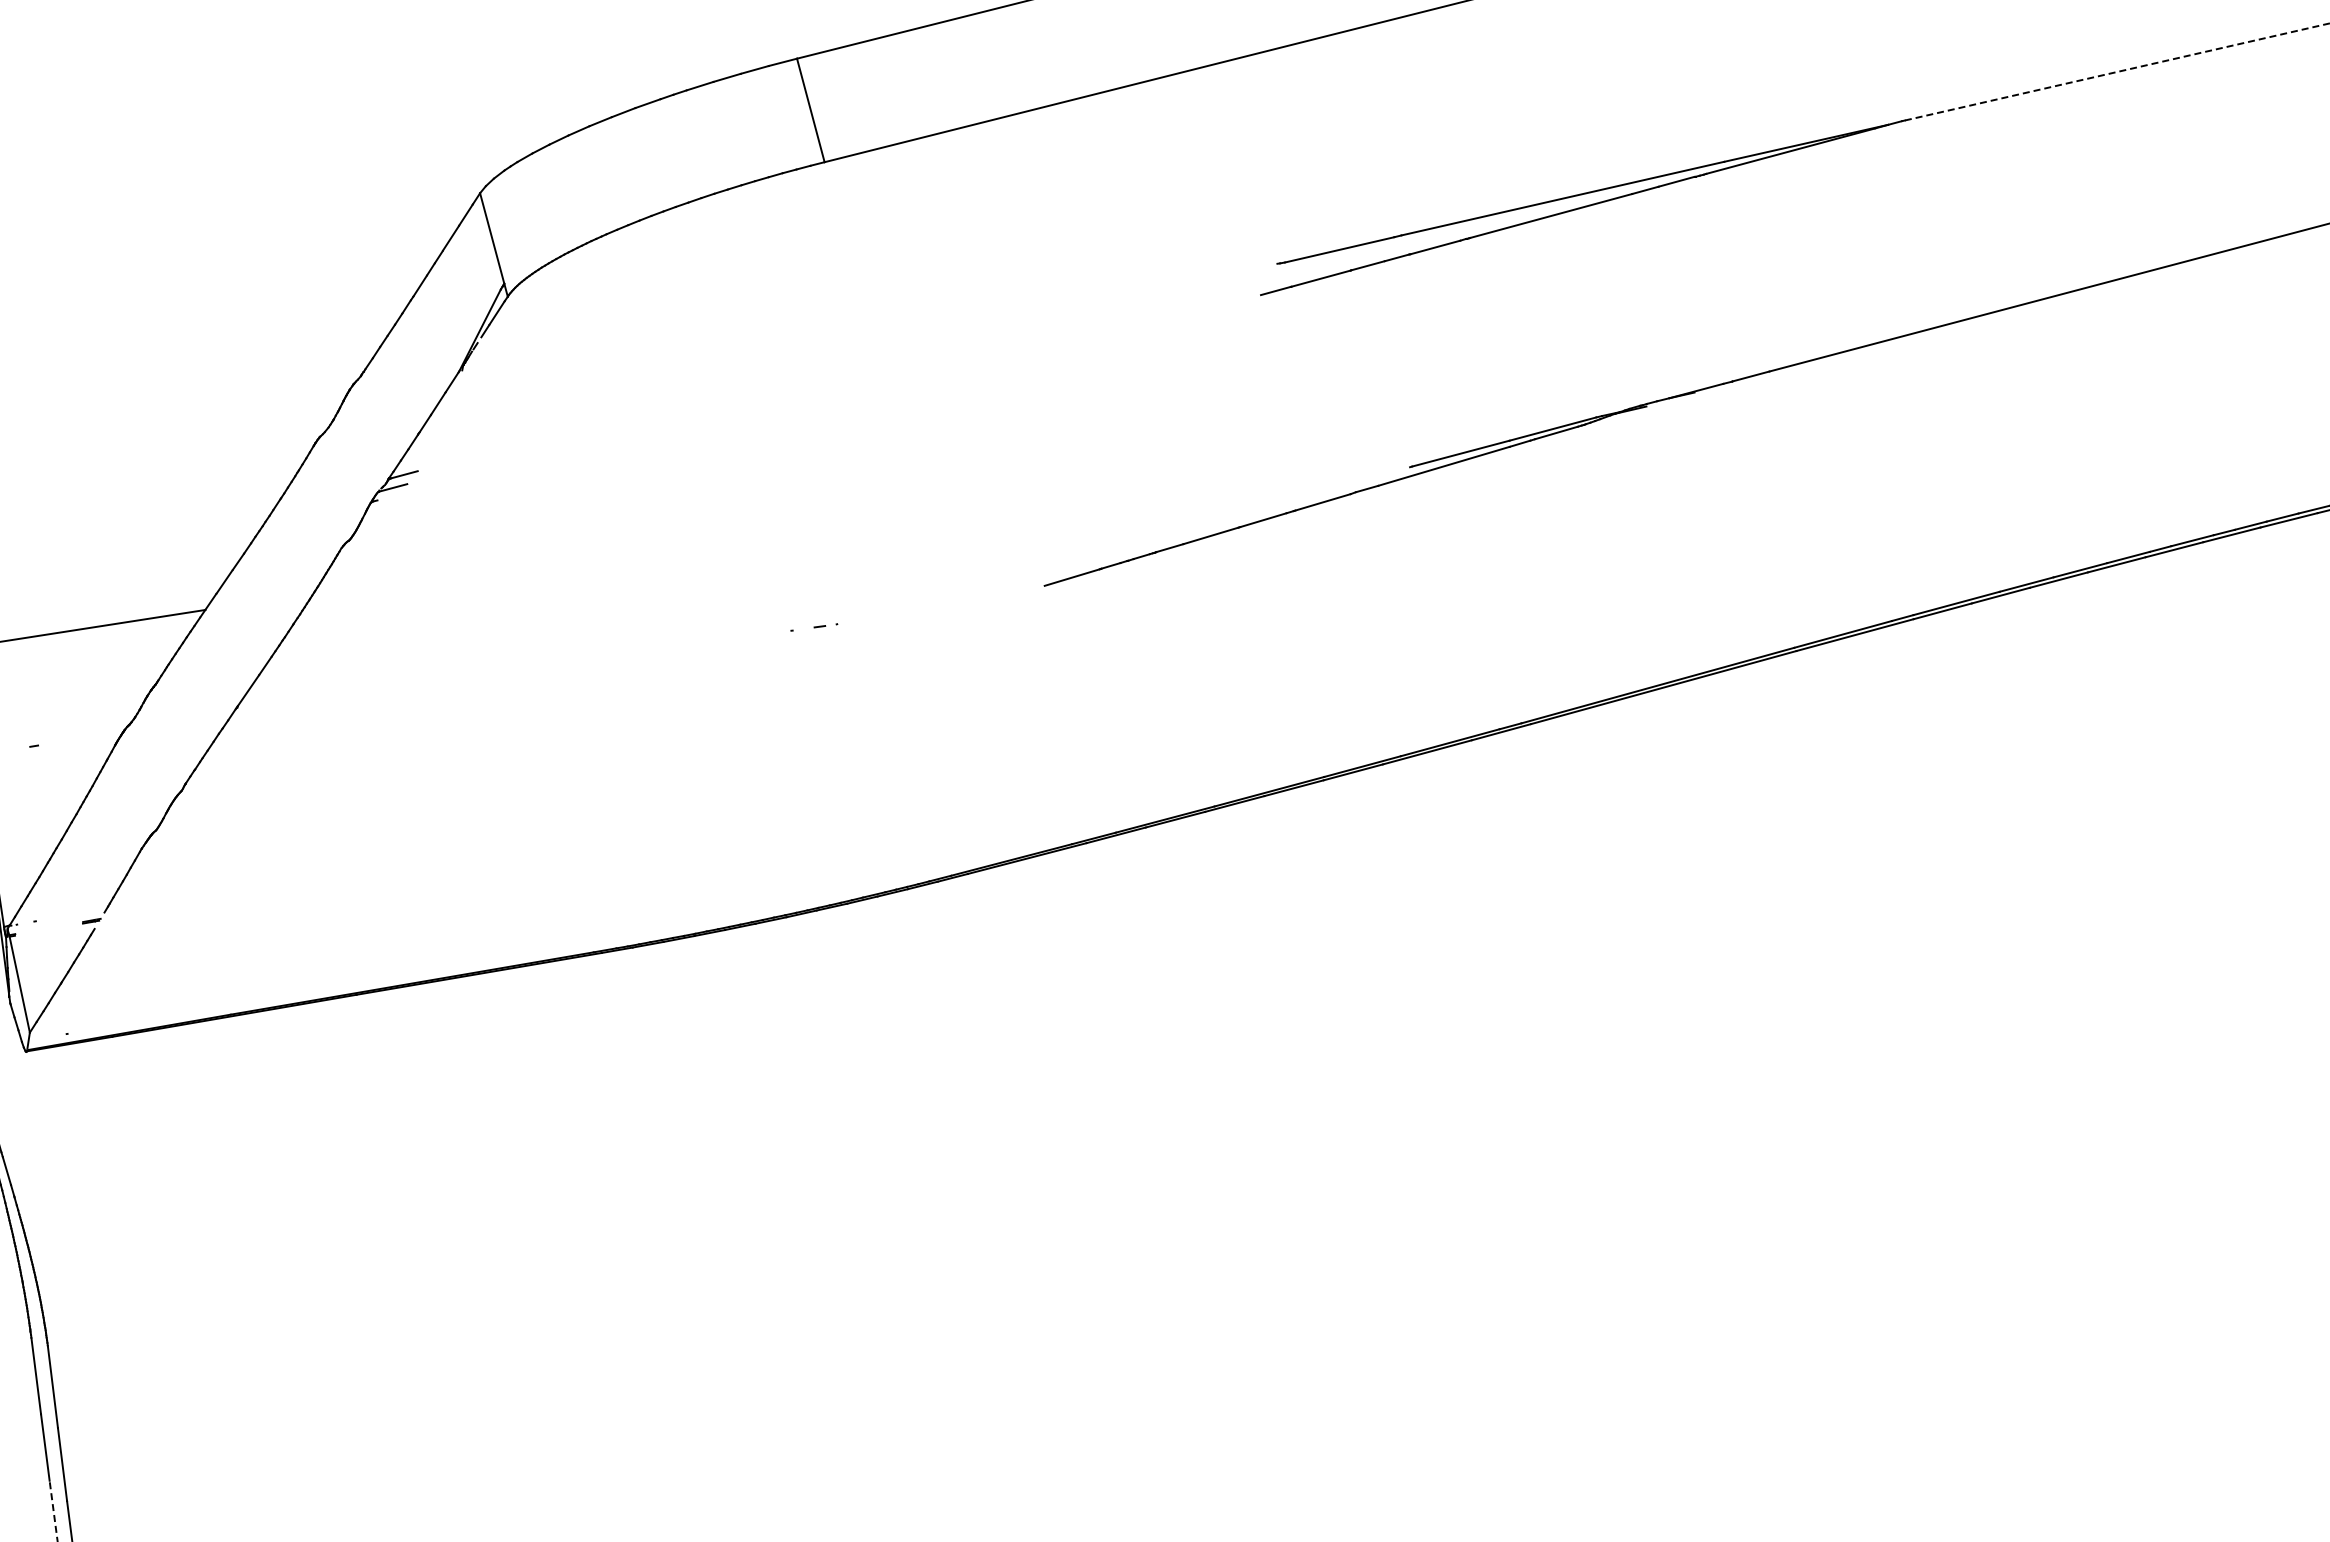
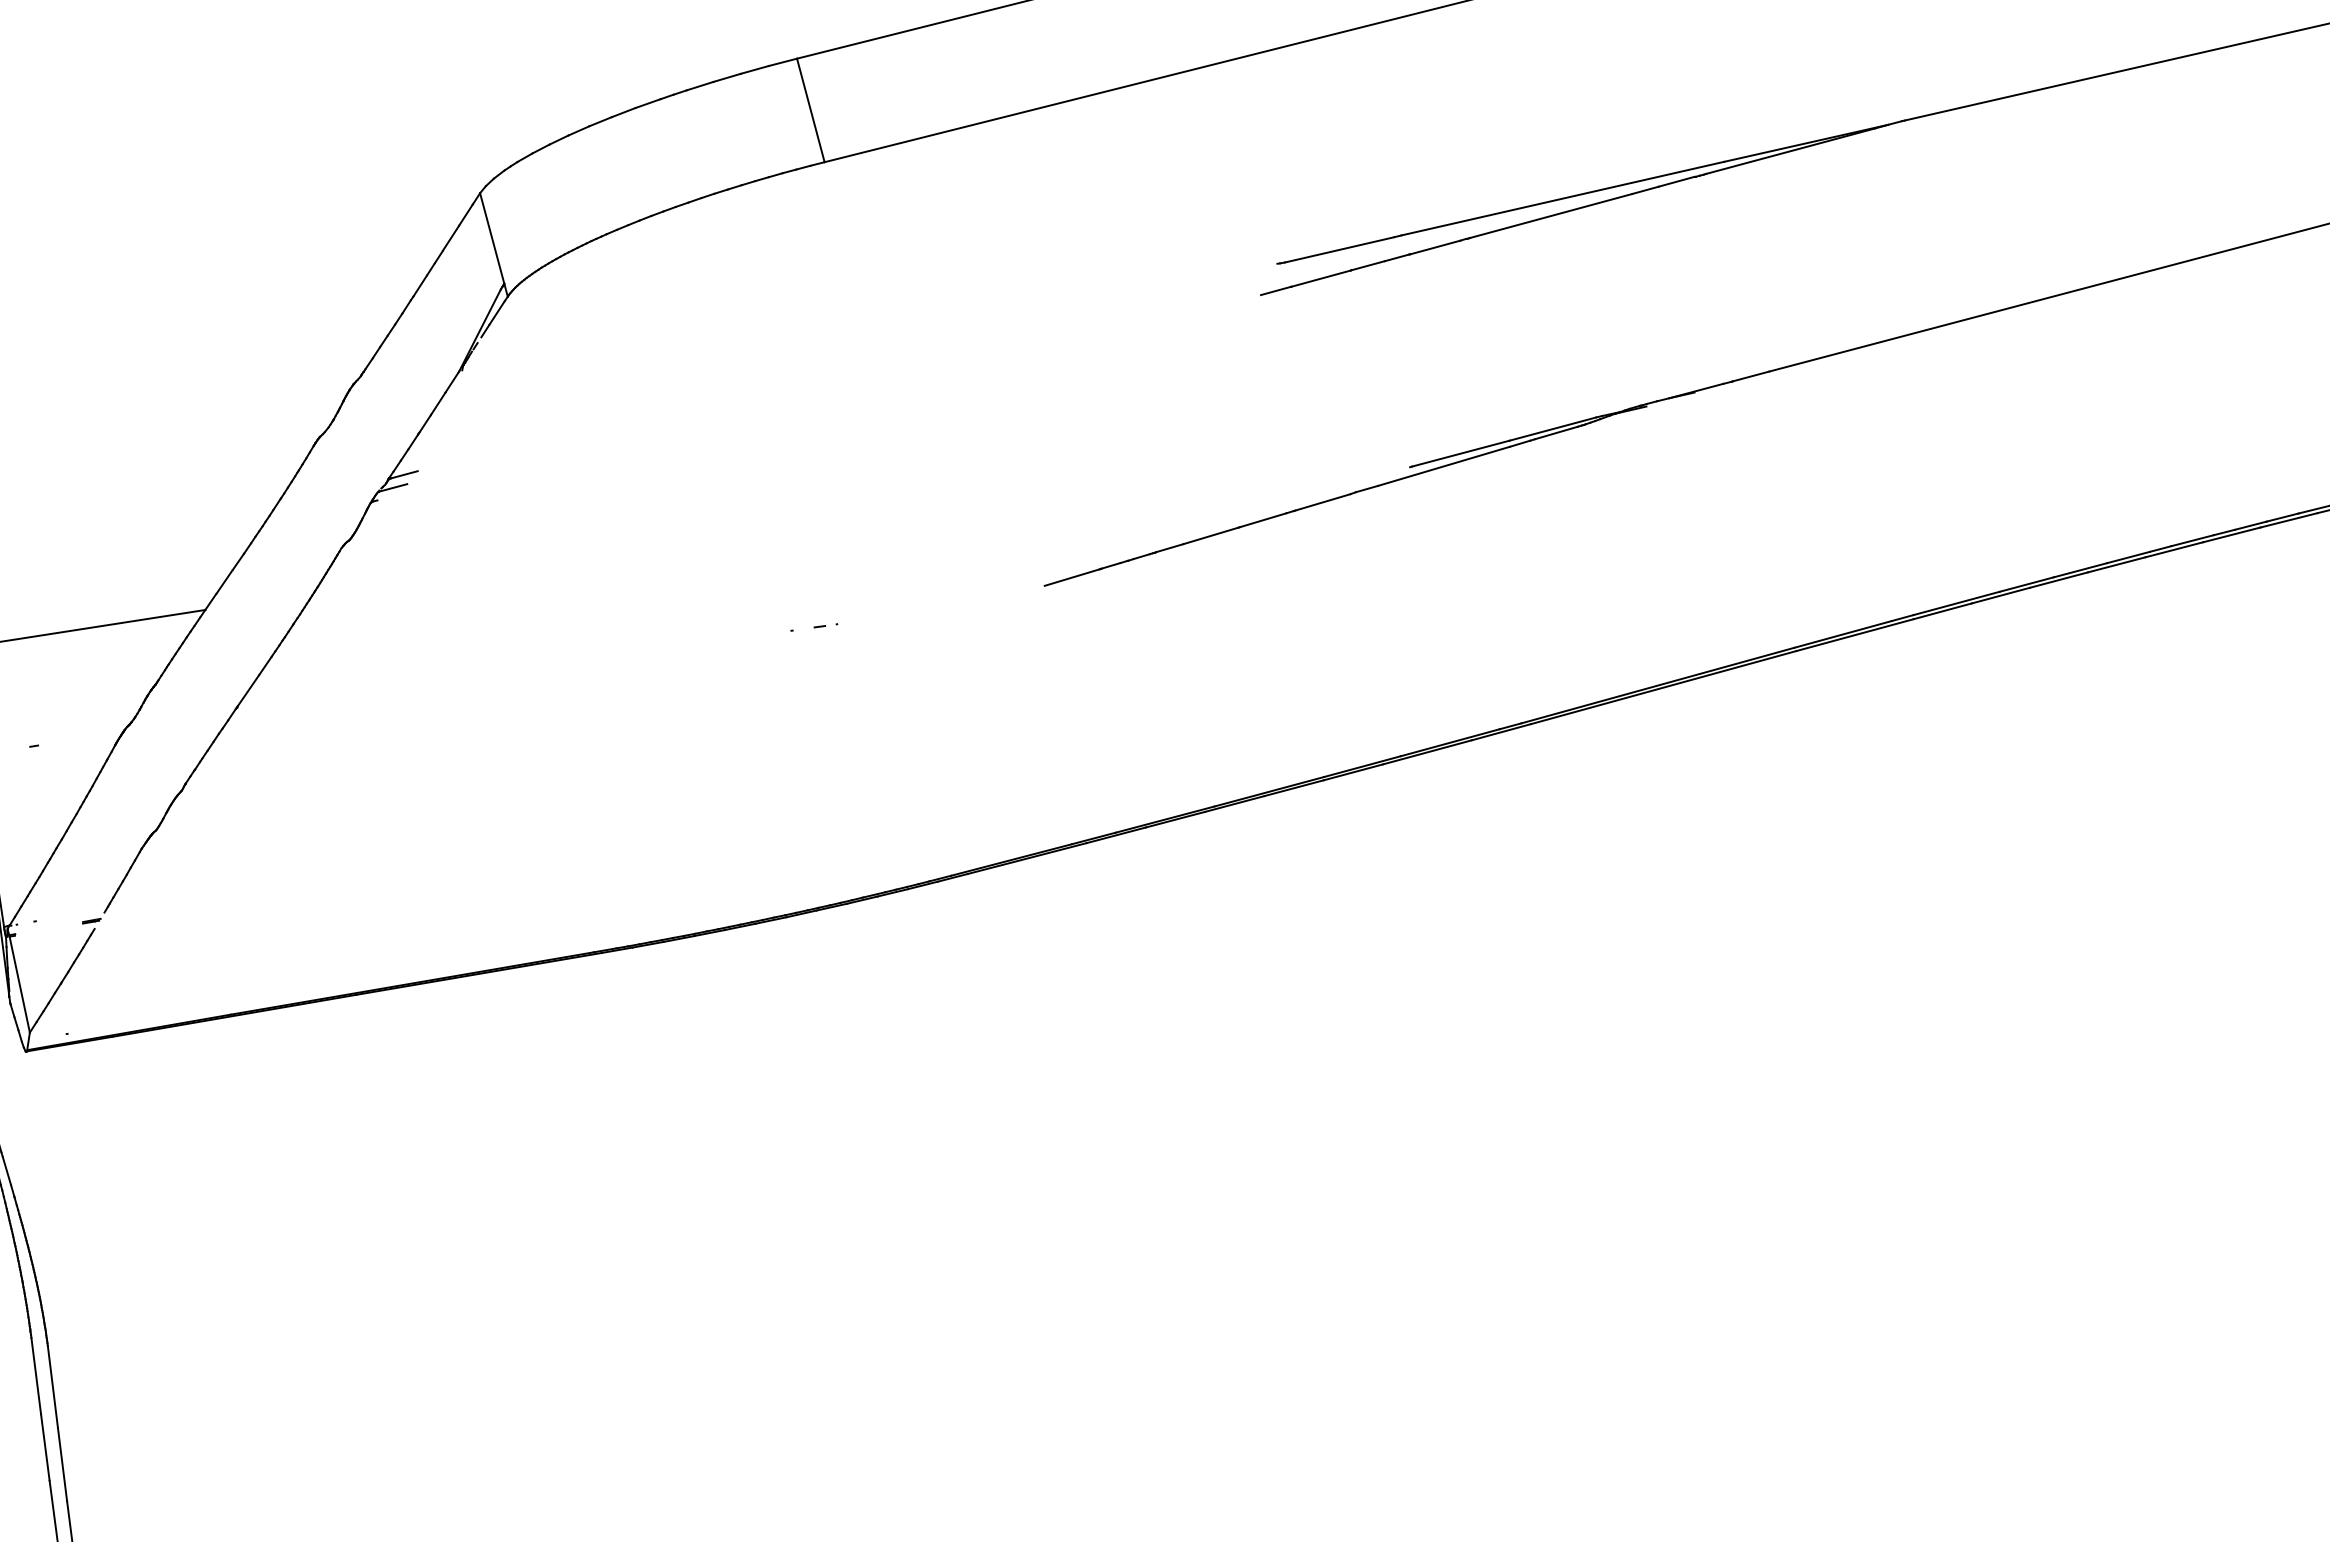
line: dashed -> solid (2117, 71)
line: dashed -> solid (53, 1511)
